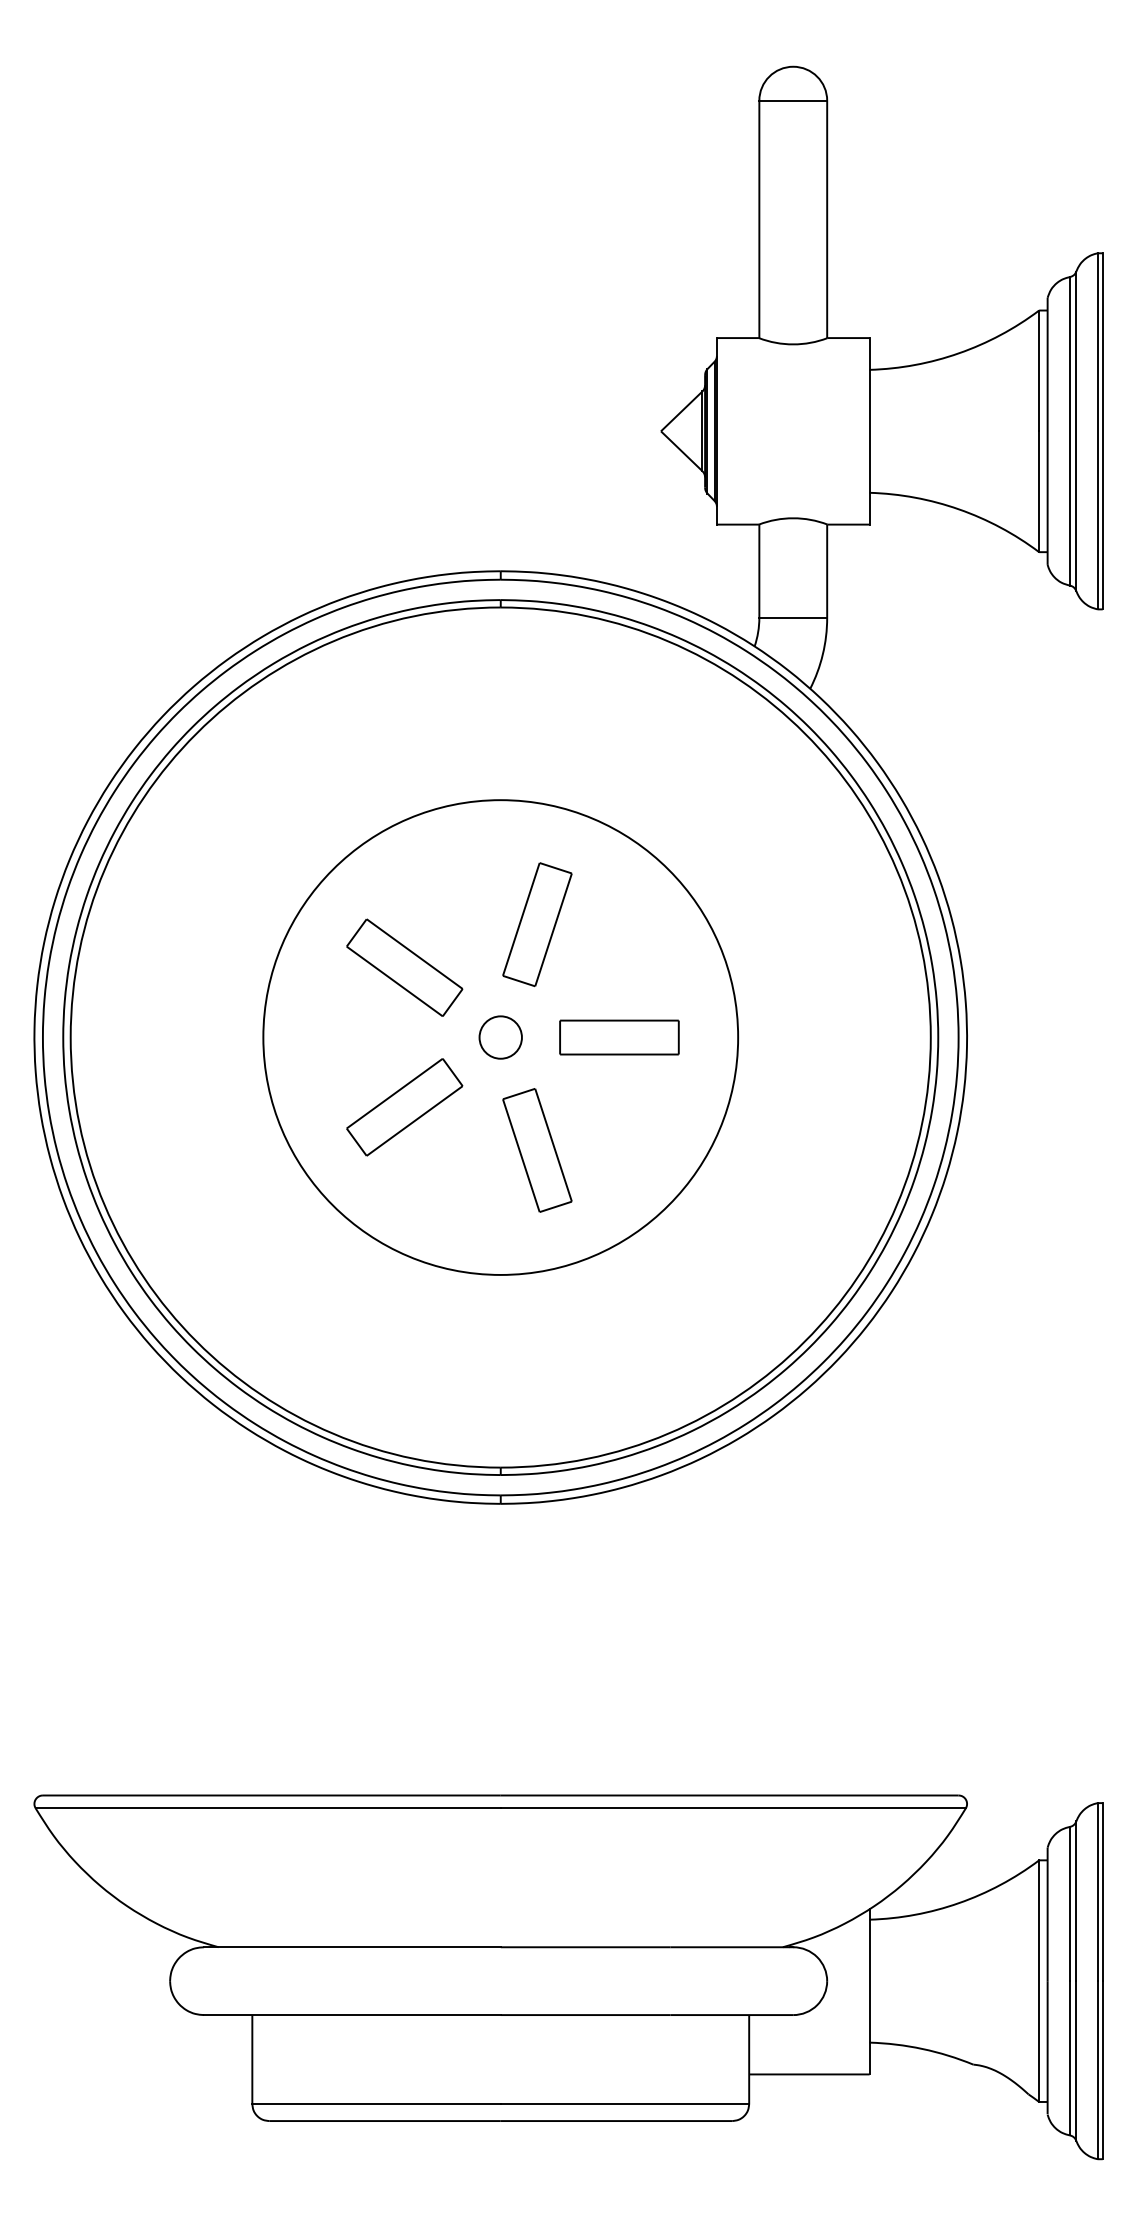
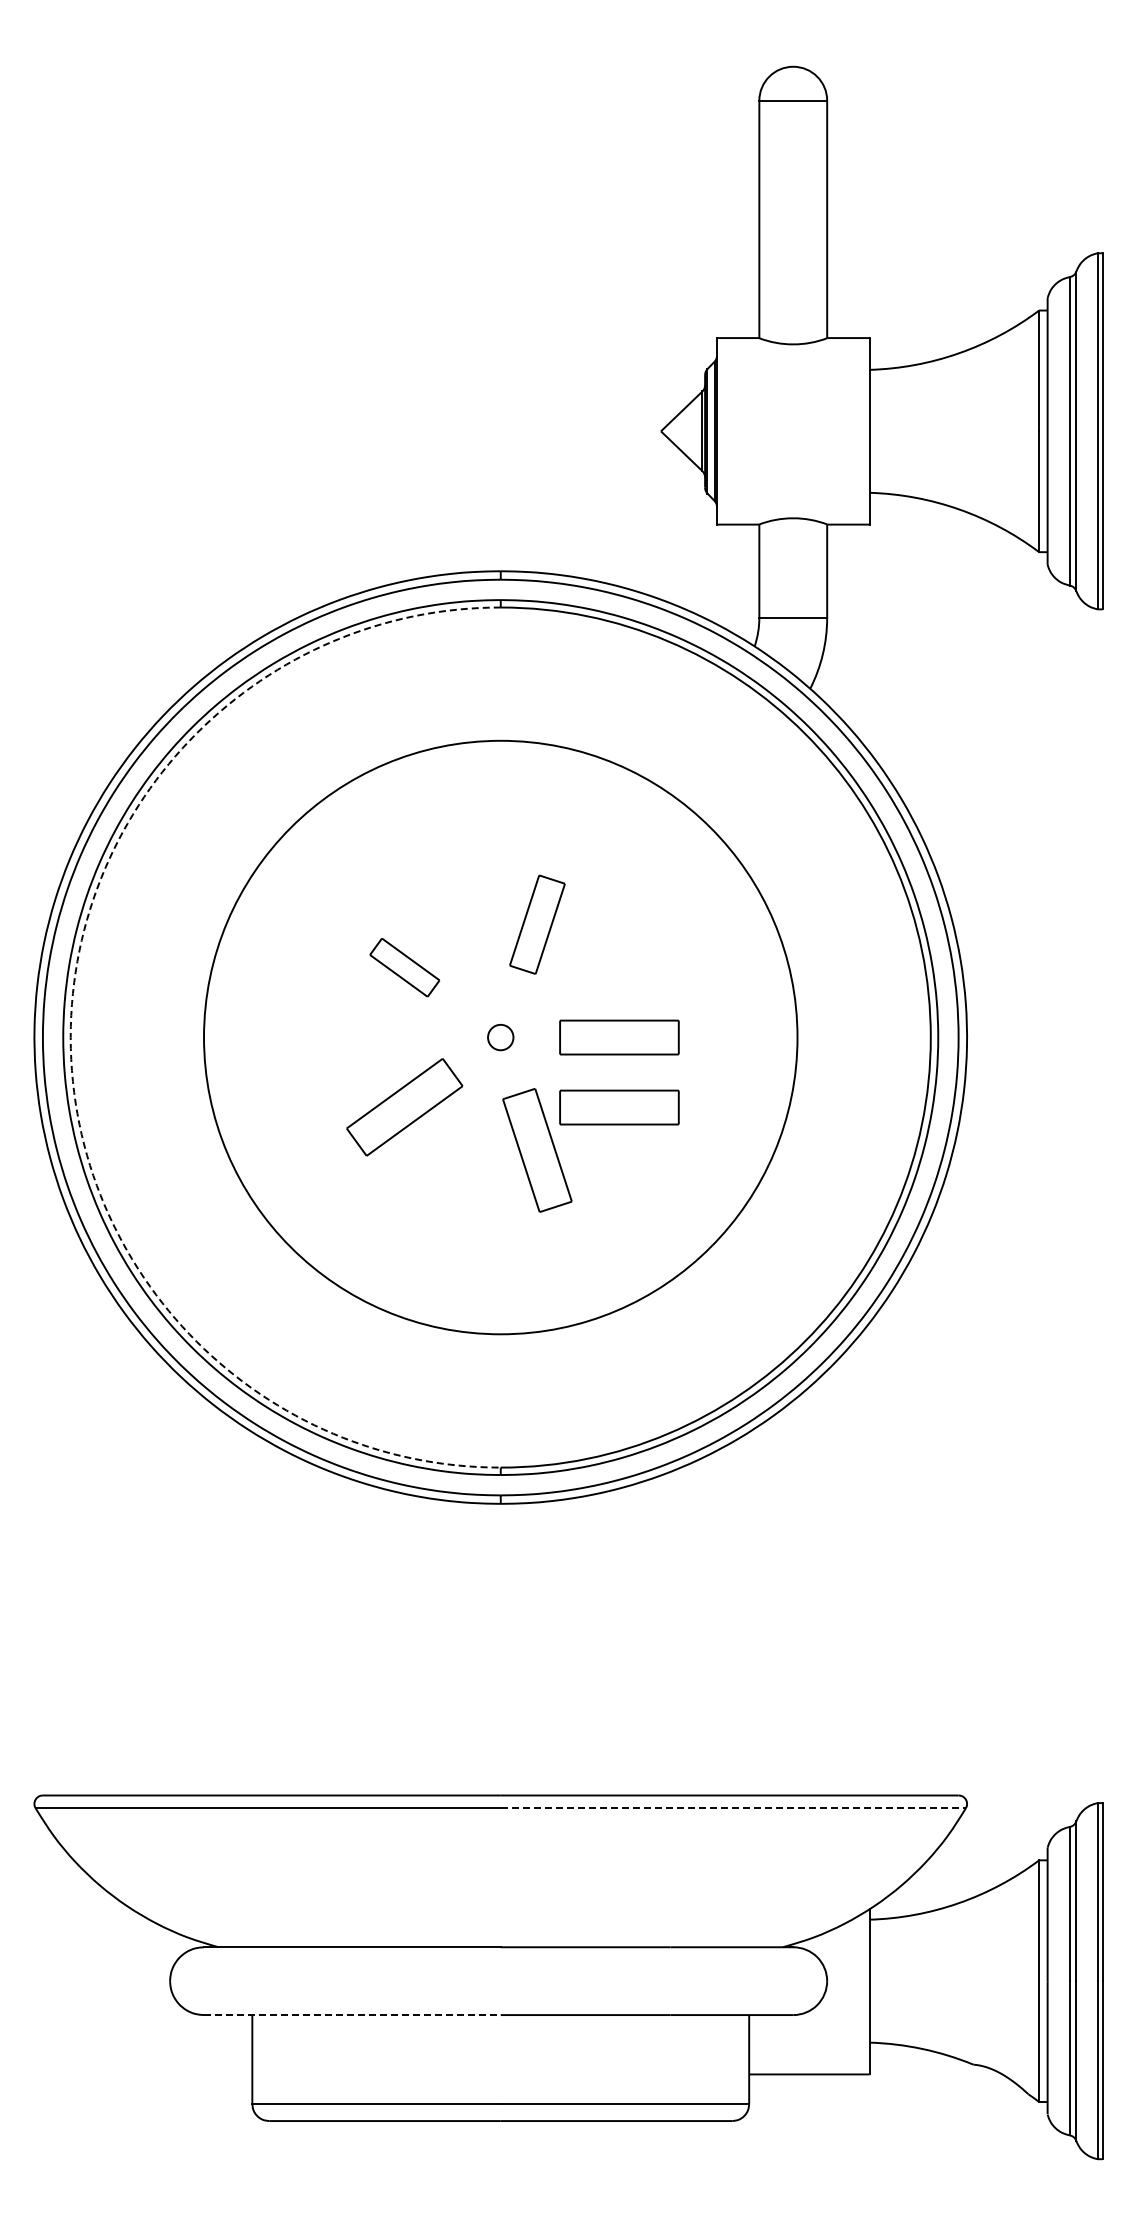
part size: 71x126 px -> 57x101 px (537, 924)
part size: 118x99 px -> 71x60 px (404, 967)
arc: solid -> dashed (70, 1037)
circle diameter: 42 px -> 25 px (500, 1037)
circle diameter: 475 px -> 593 px (500, 1037)
part: none -> present (619, 1107)
line: solid -> dashed (733, 1808)
line: solid -> dashed (352, 2015)
